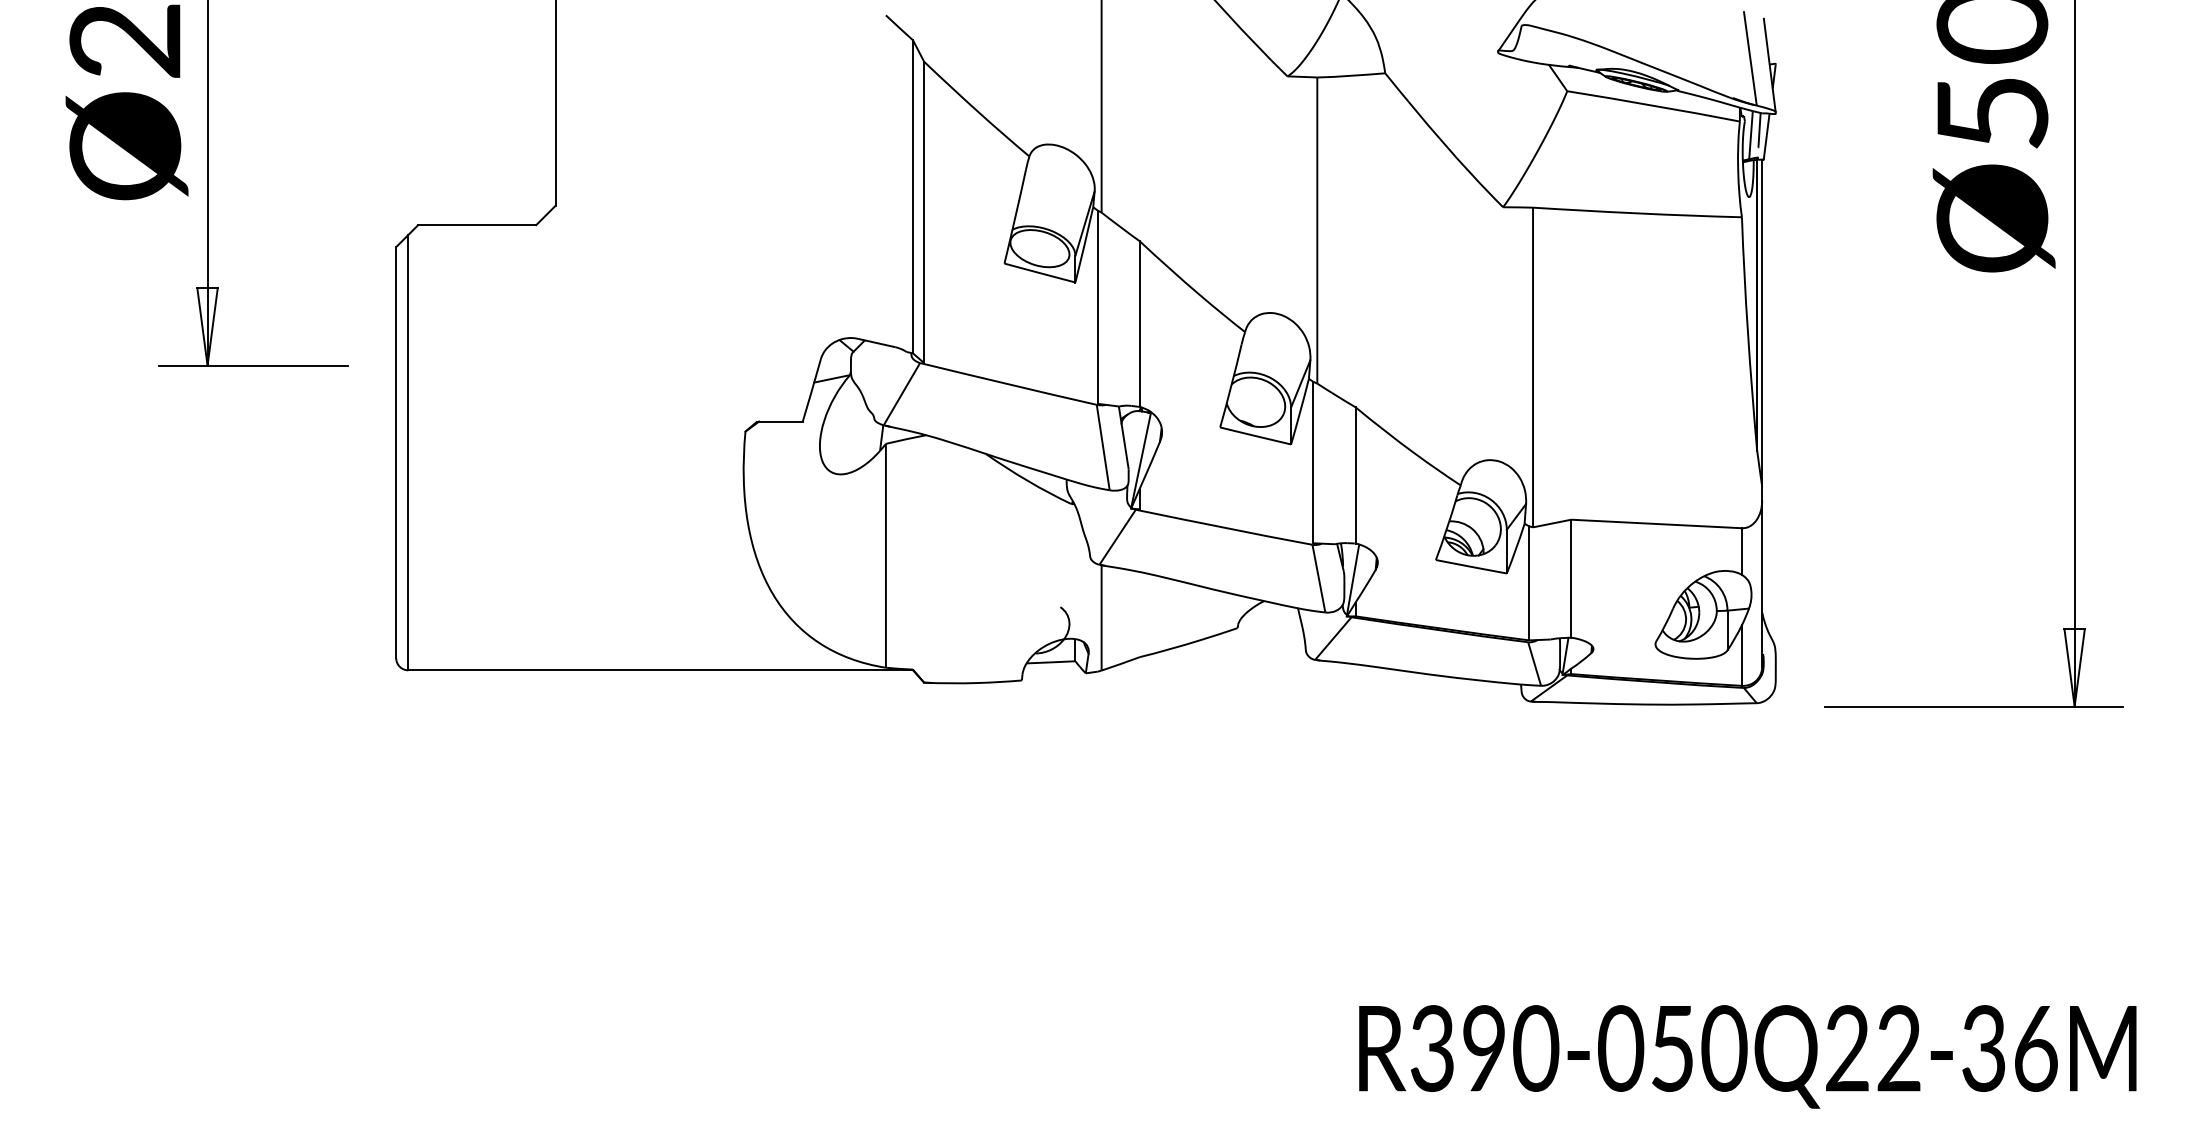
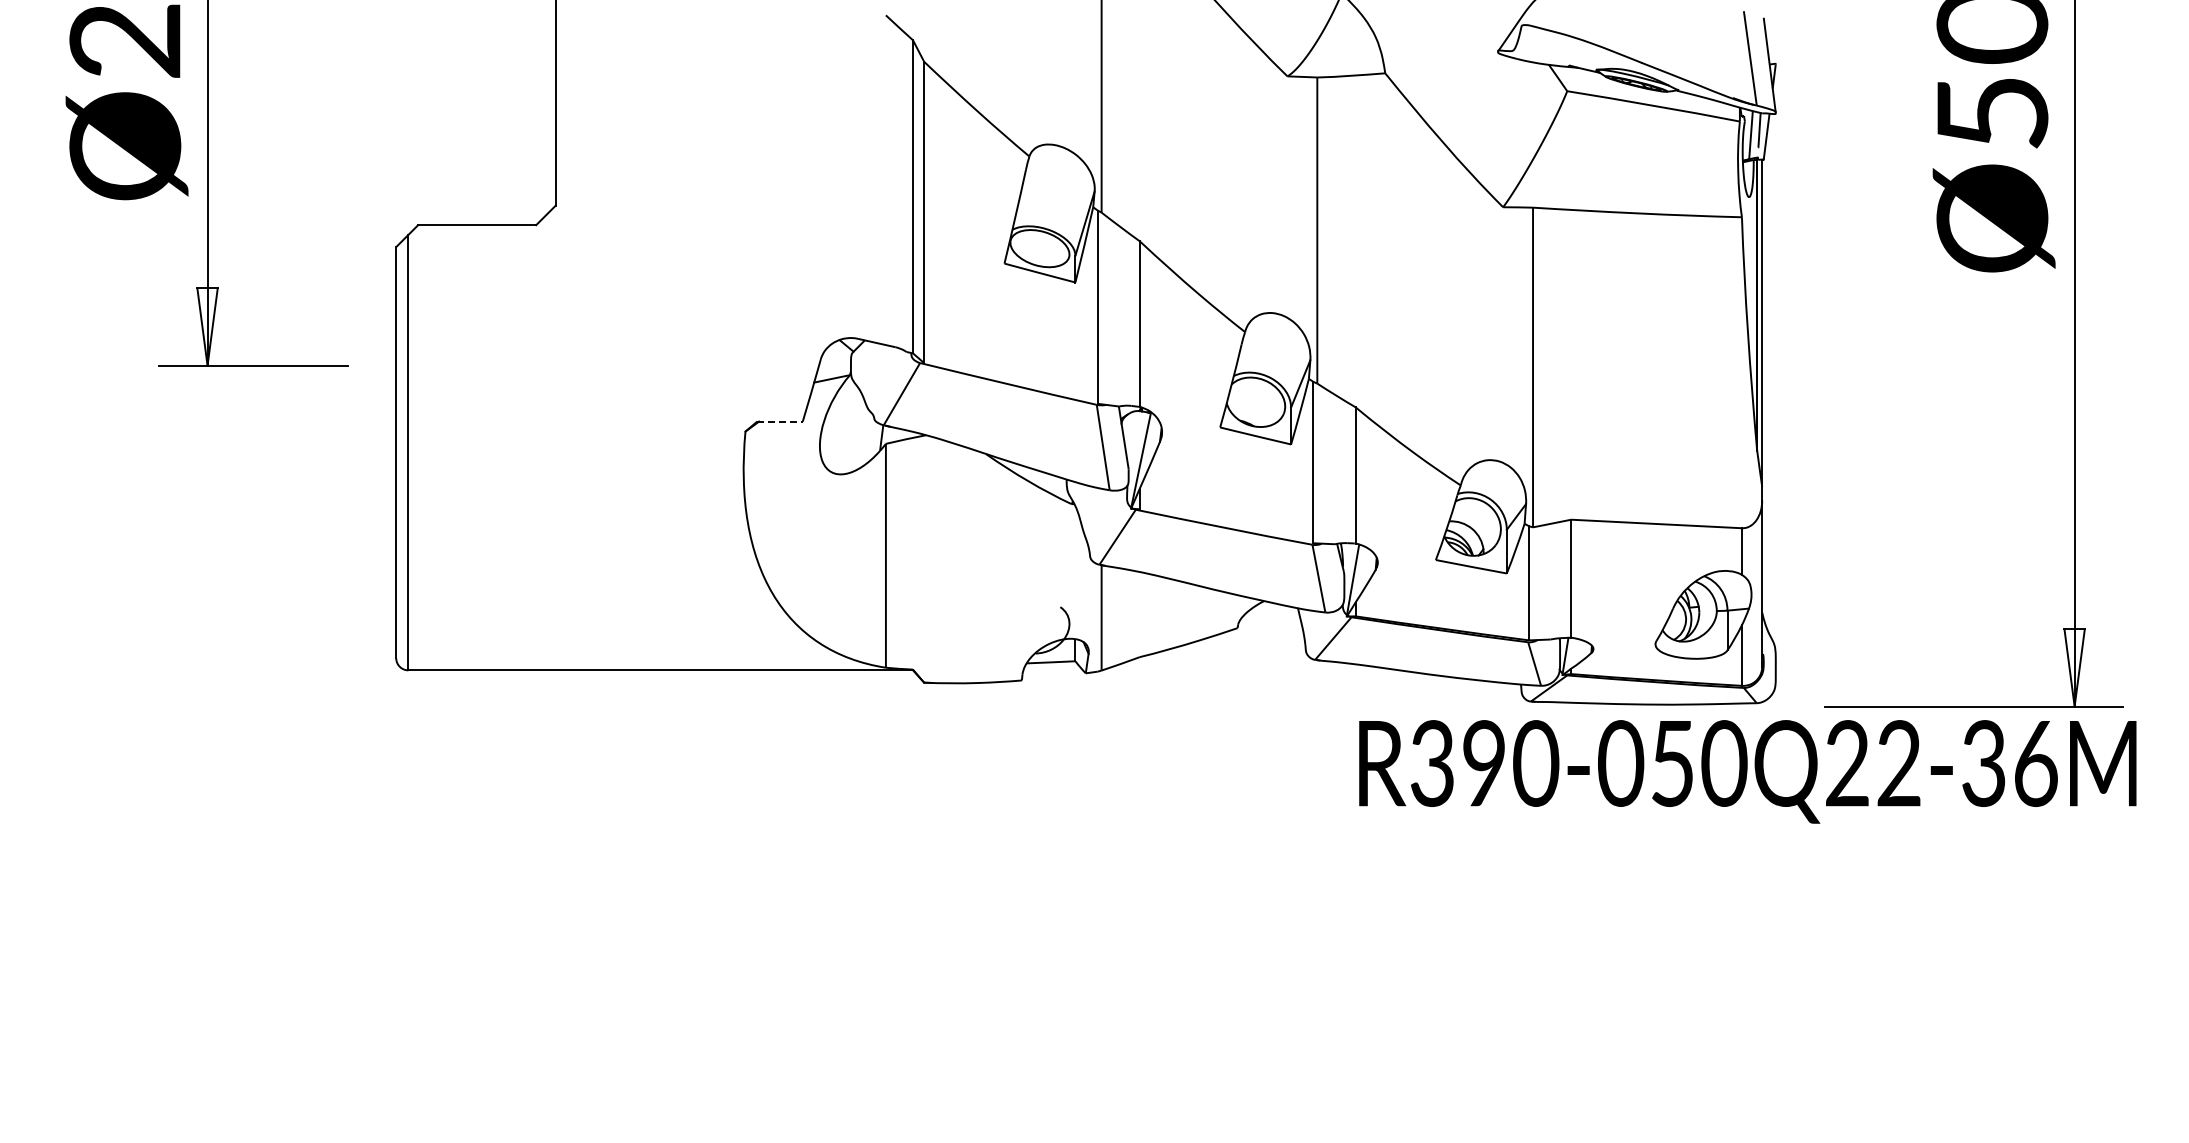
line: solid -> dashed (780, 421)
text position: (1747, 1056) -> (1747, 771) (1747, 771)
